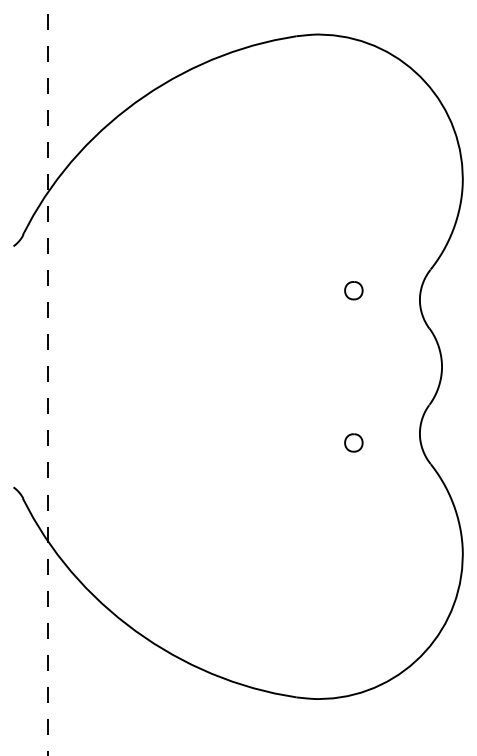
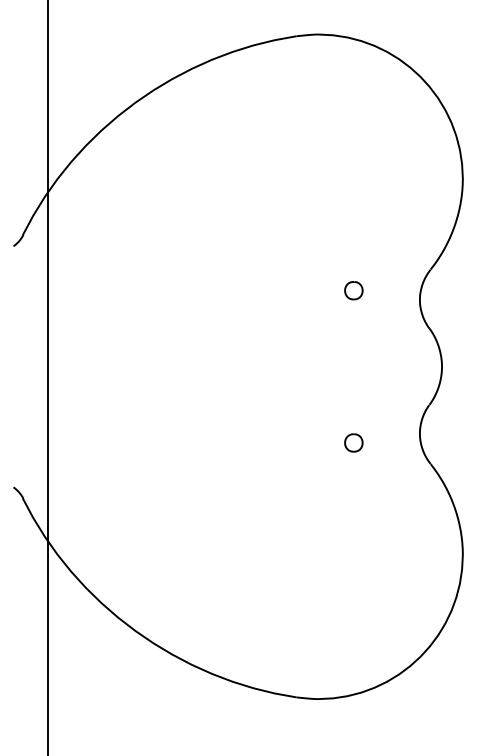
line: dashed -> solid (47, 377)
